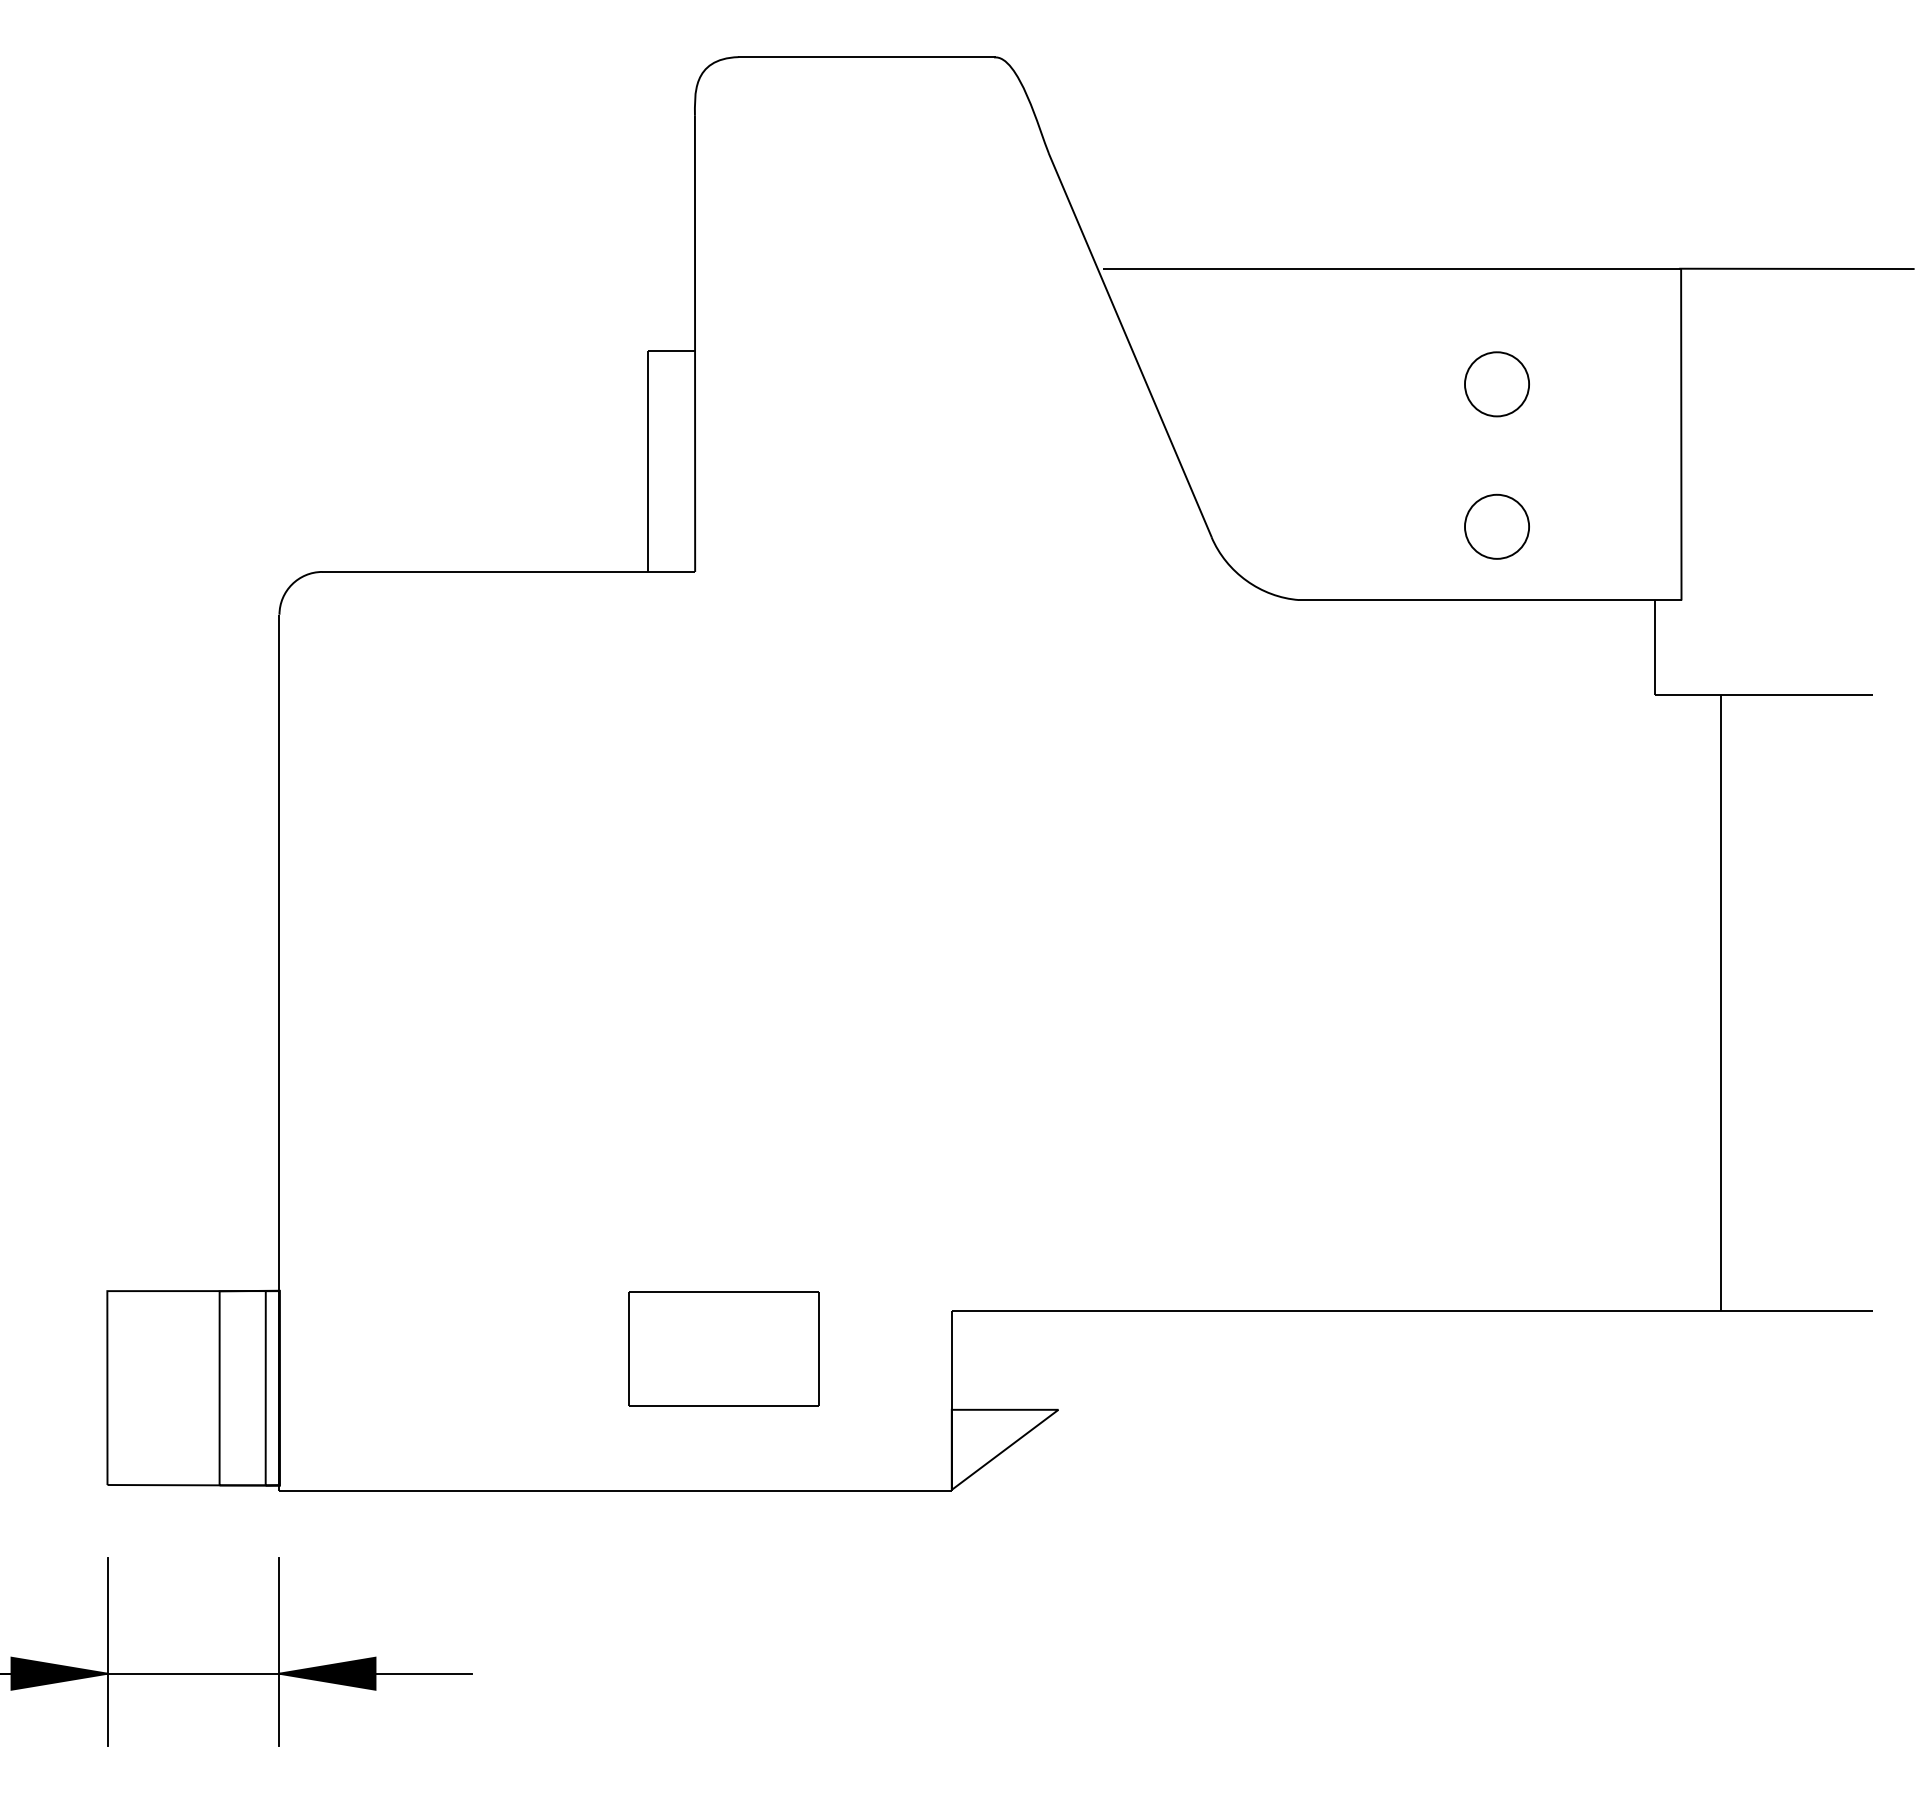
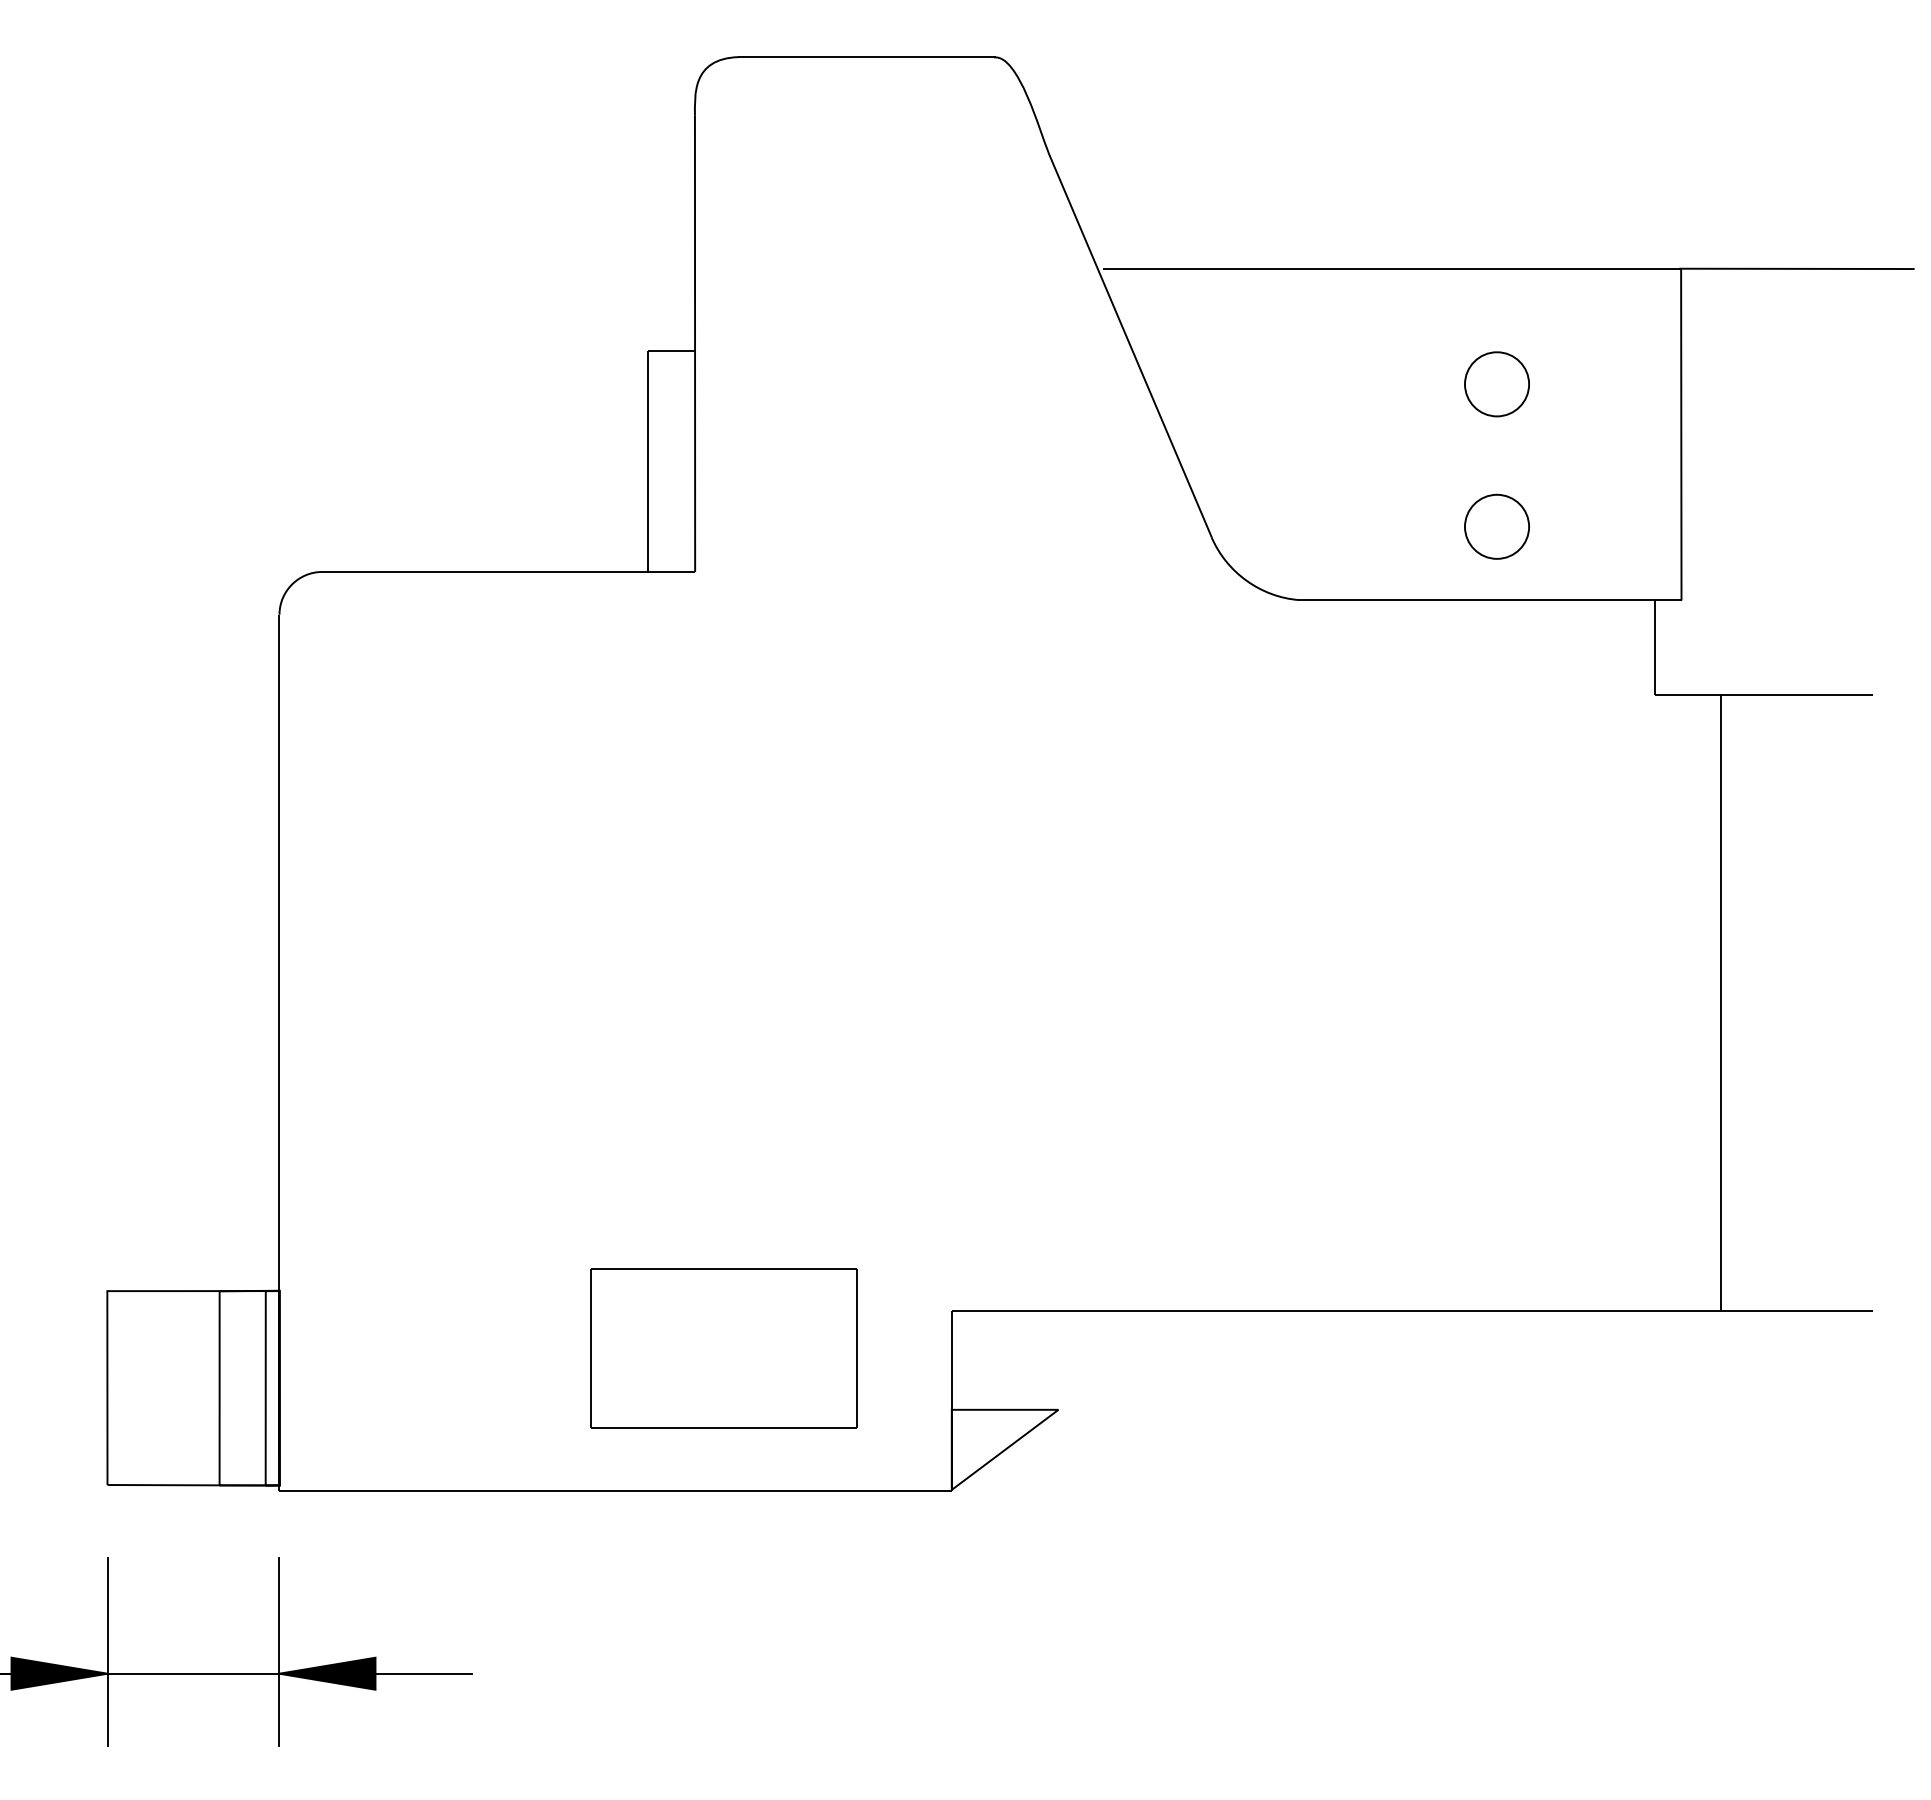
part size: 192x116 px -> 268x161 px (723, 1348)
